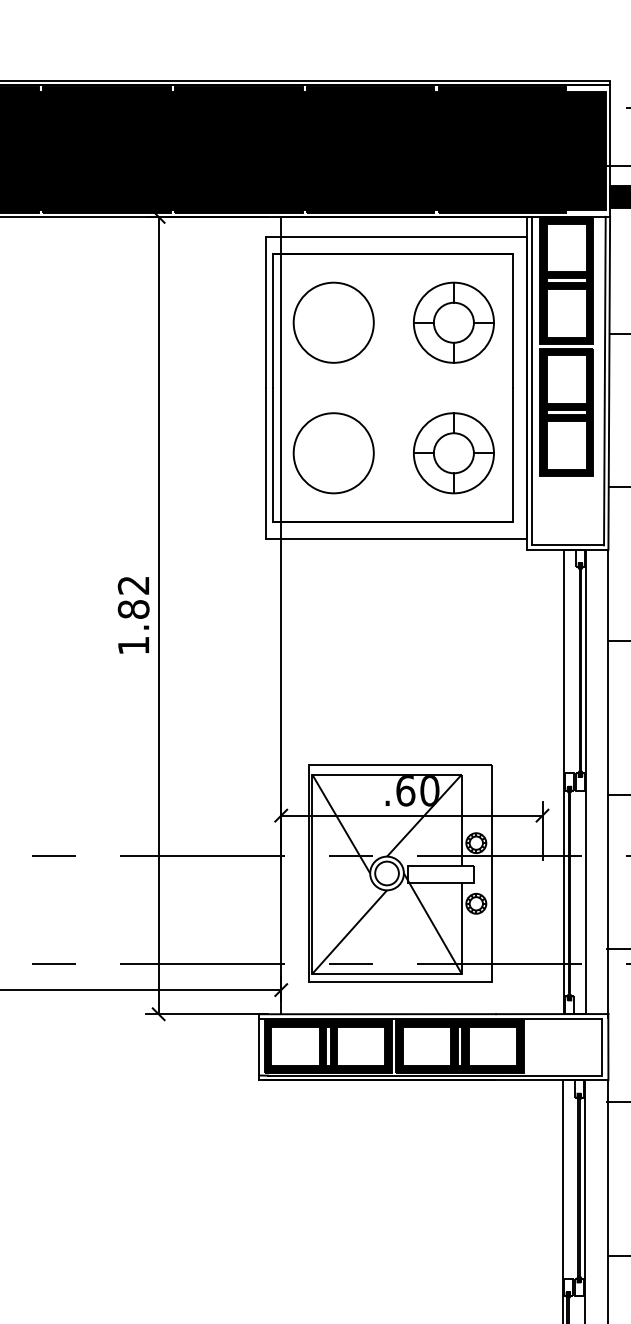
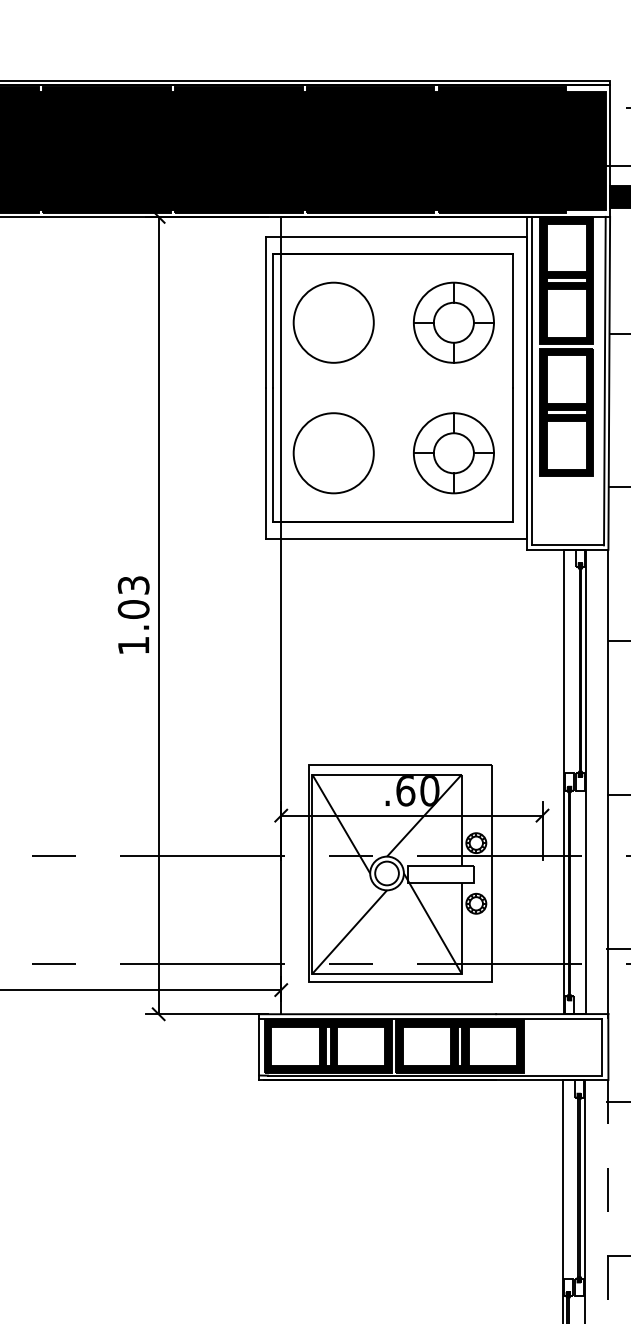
text: 1.82 -> 1.03 (133, 597)
line: solid -> dashed (608, 1201)
